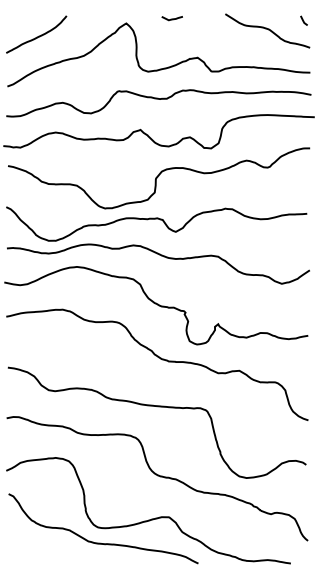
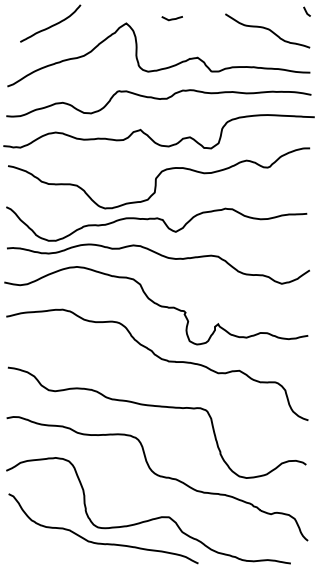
line position: (303, 20) -> (306, 11) (306, 11)
curve position: (36, 36) -> (50, 25) (50, 25)
